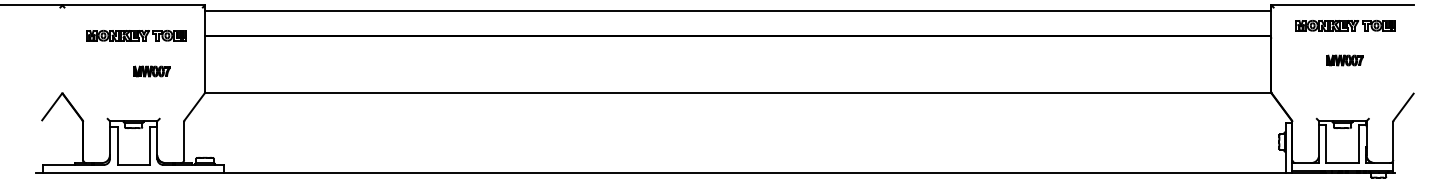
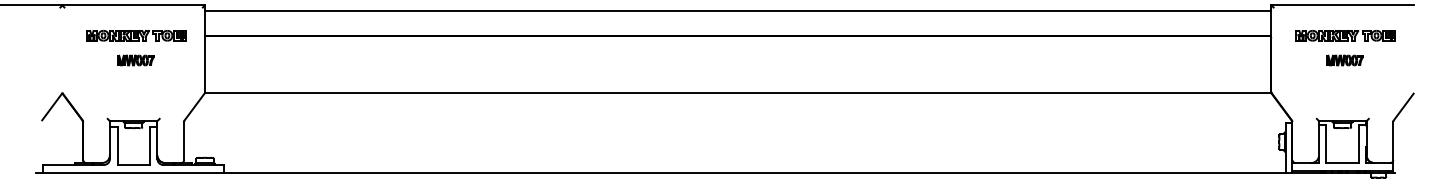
part position: (1345, 25) -> (1345, 35) (1345, 35)
part position: (151, 71) -> (135, 60) (135, 60)
